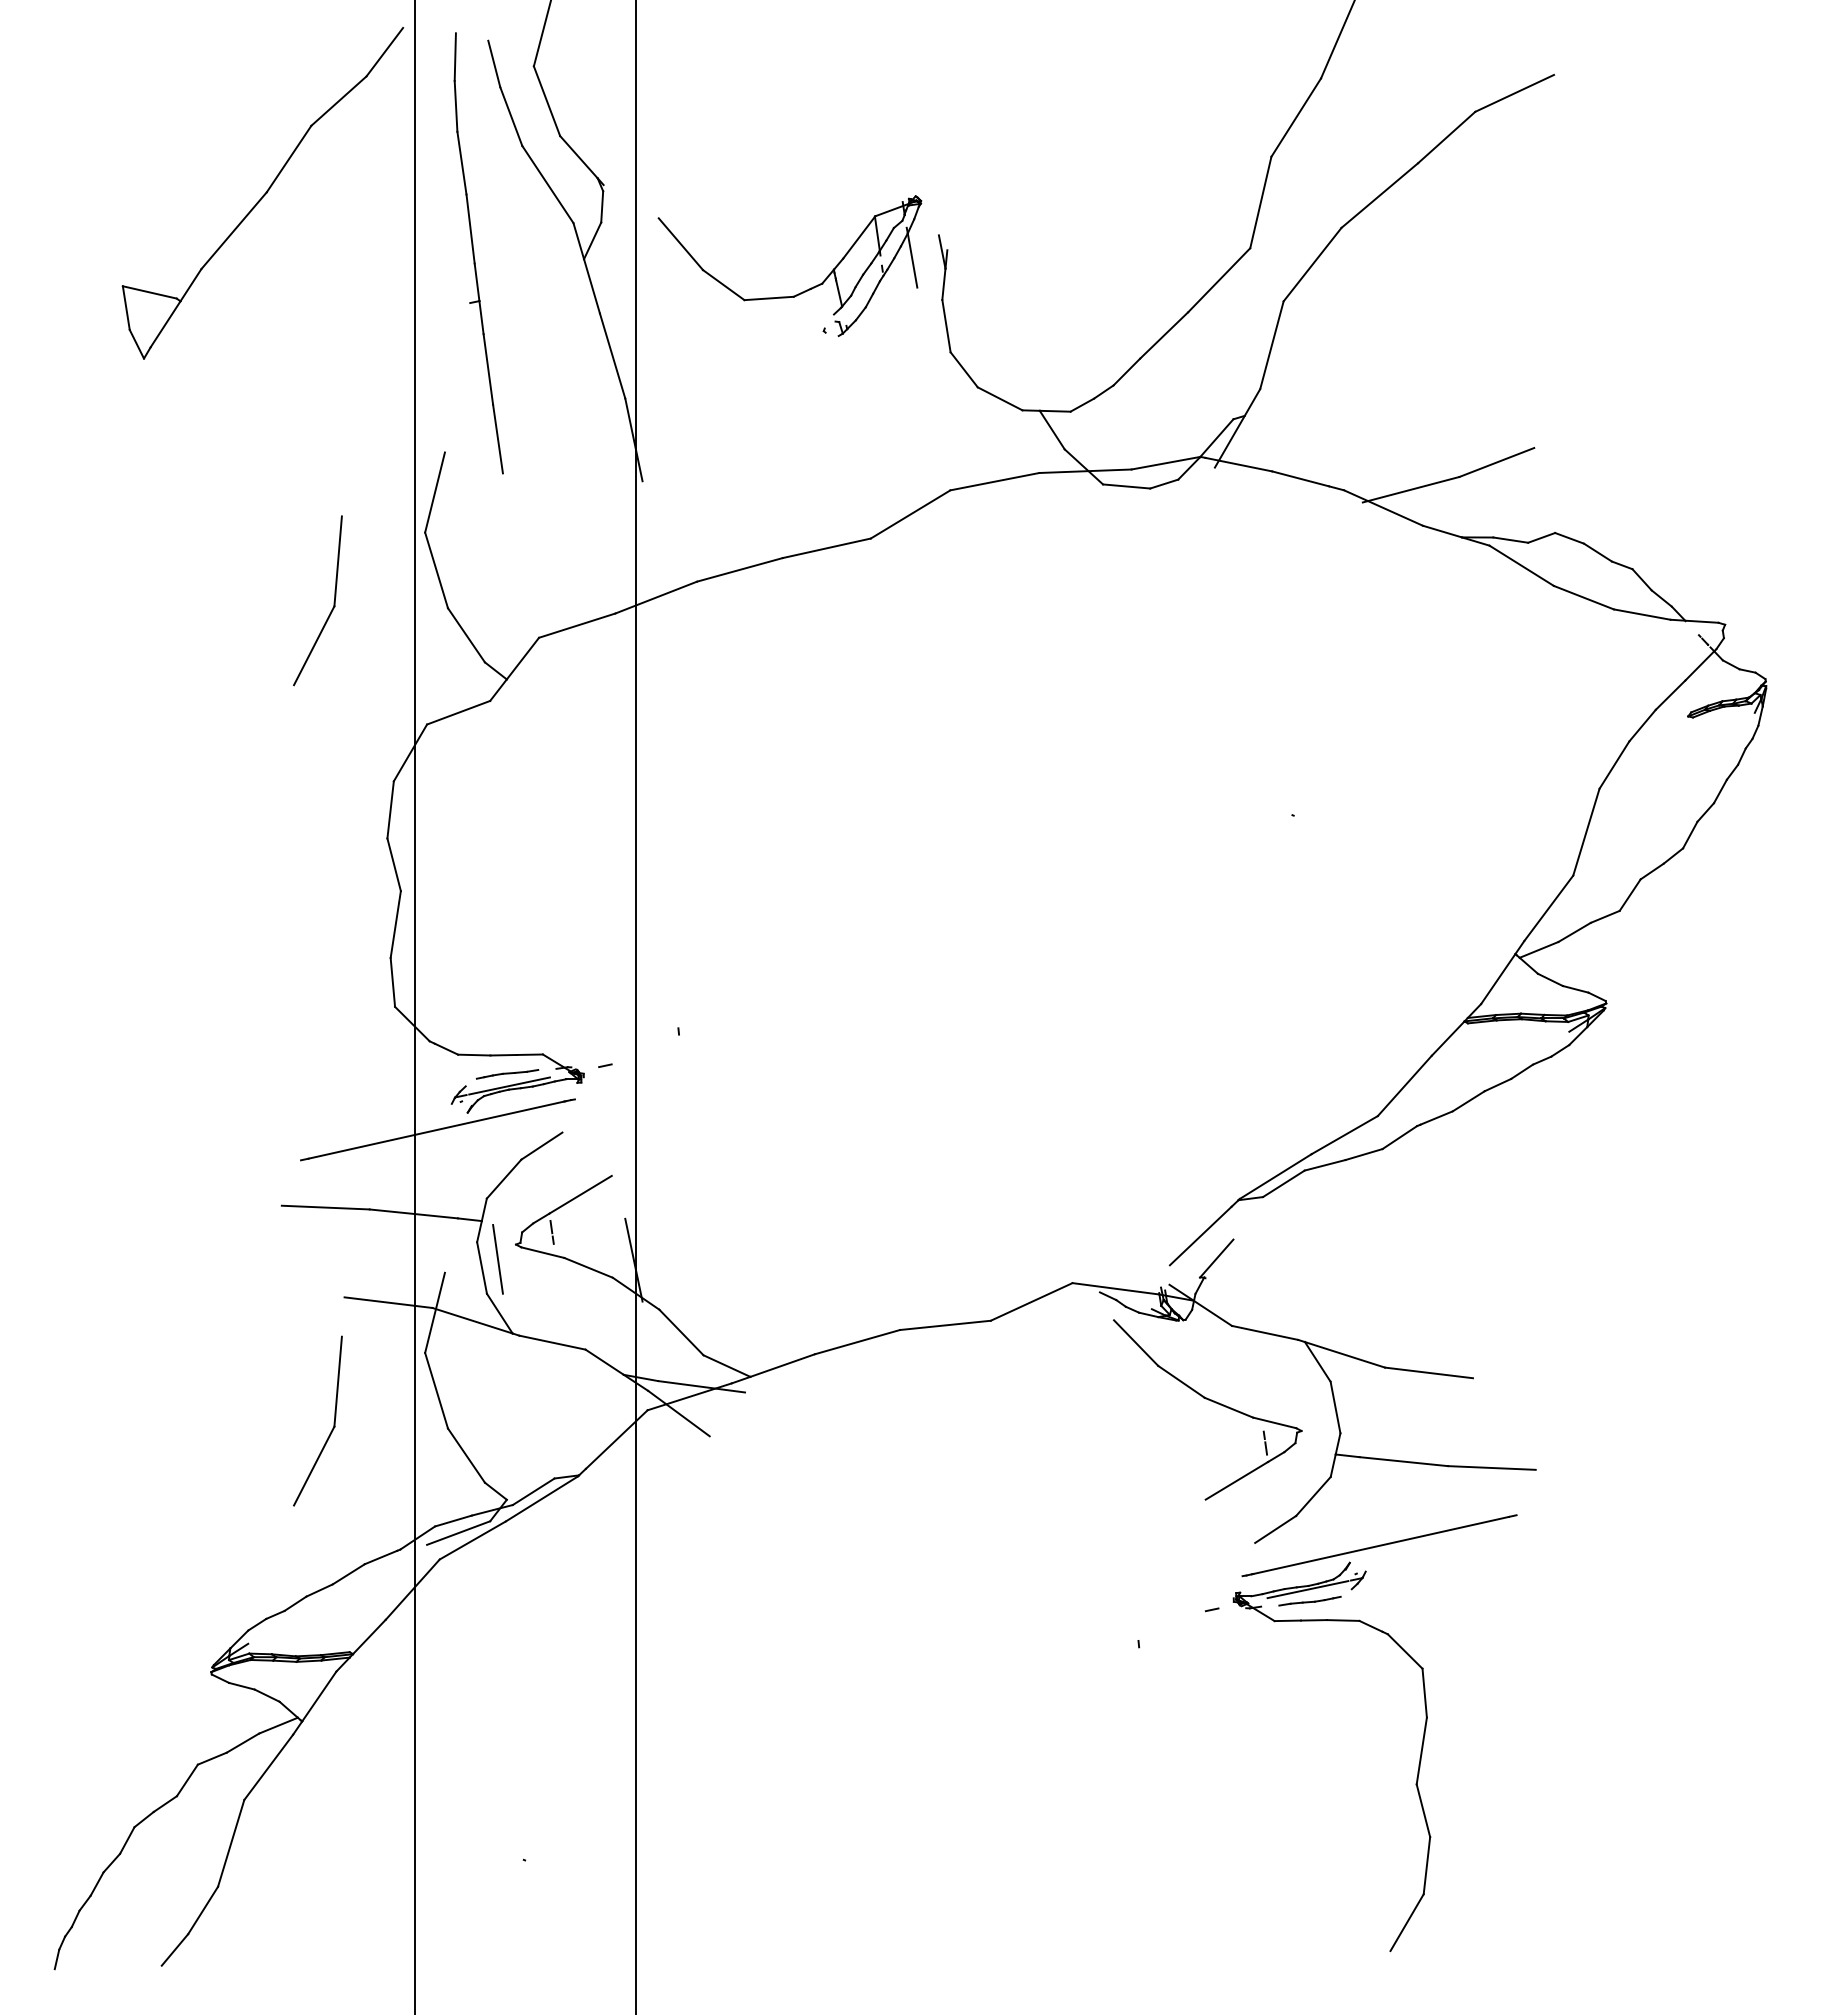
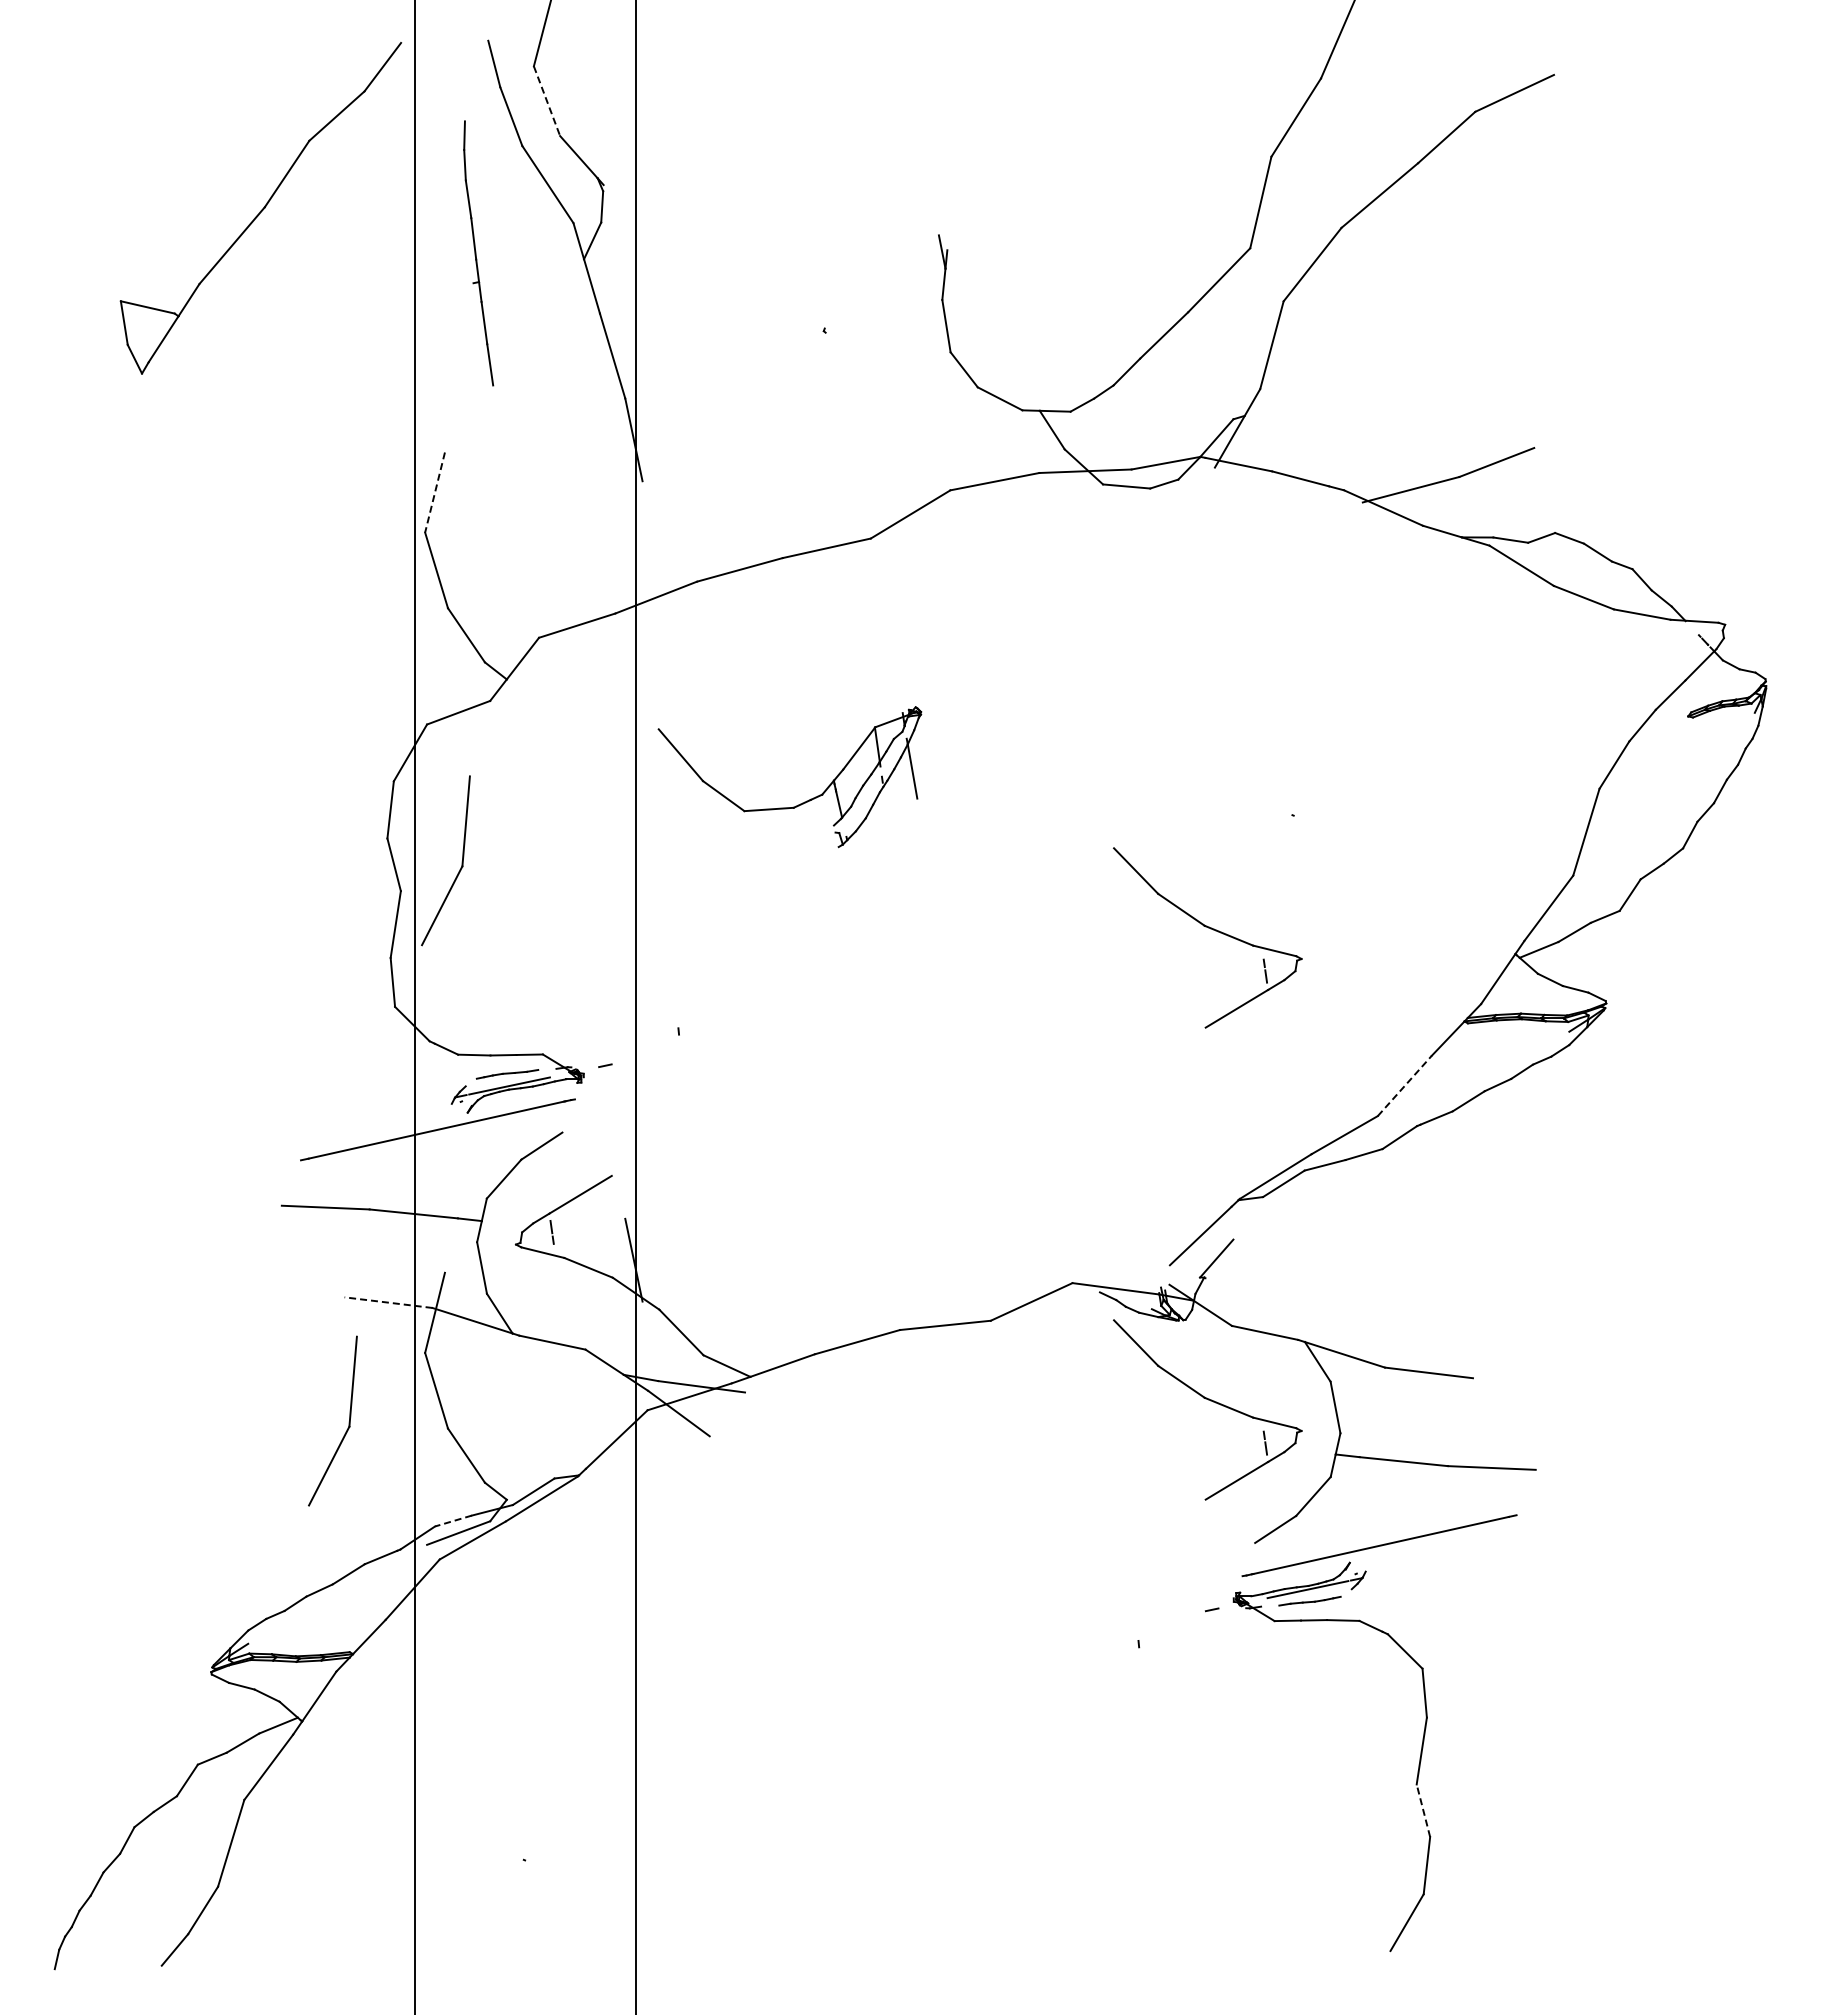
line: solid -> dashed (547, 101)
part position: (262, 193) -> (260, 208) (260, 208)
part size: 51x443 px -> 32x267 px (478, 253)
part position: (802, 291) -> (802, 802) (802, 802)
line: solid -> dashed (434, 493)
part position: (333, 601) -> (461, 861) (461, 861)
part: none -> present (1210, 929)
line: solid -> dashed (1404, 1085)
line: present -> none (497, 1259)
line: solid -> dashed (388, 1302)
part position: (333, 1422) -> (348, 1422) (348, 1422)
line: solid -> dashed (453, 1521)
line: solid -> dashed (1423, 1810)
